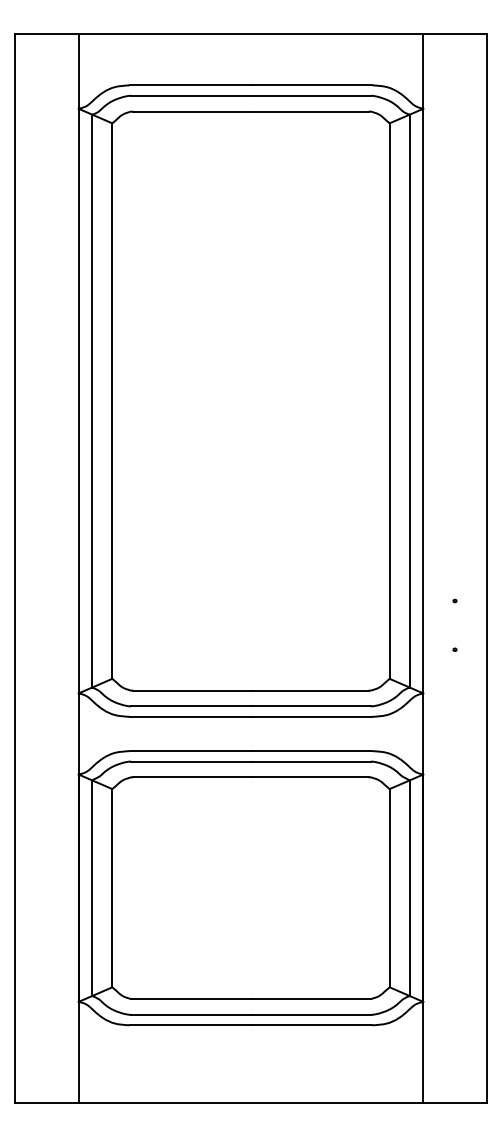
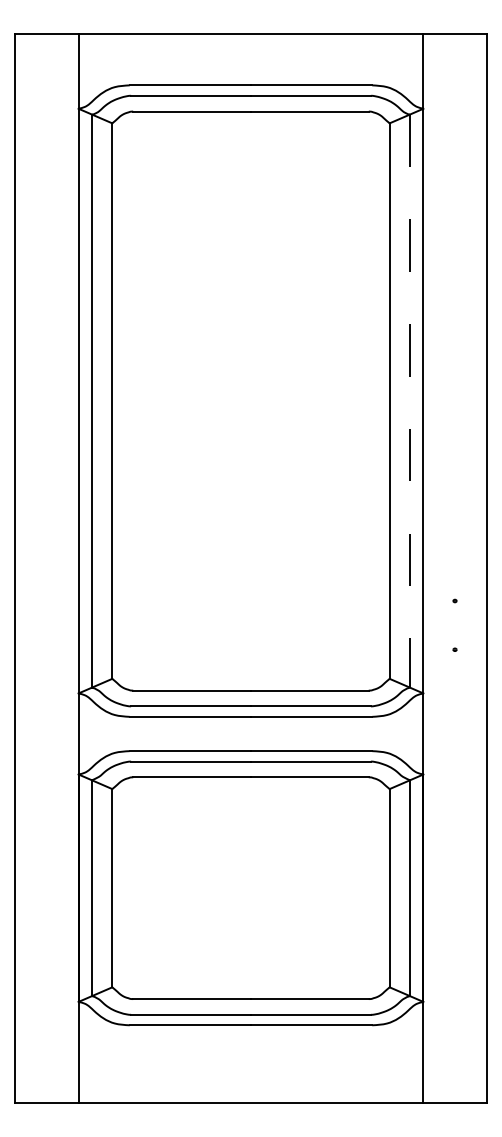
line: solid -> dashed (409, 401)
